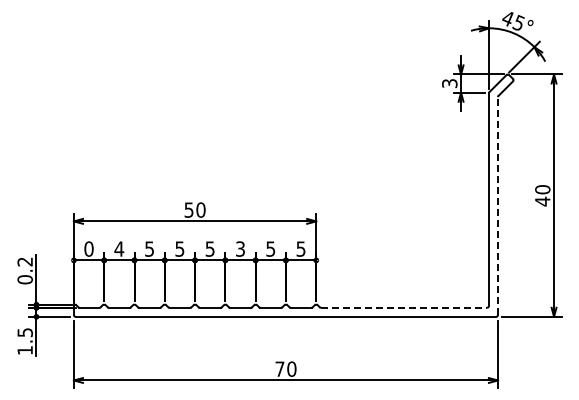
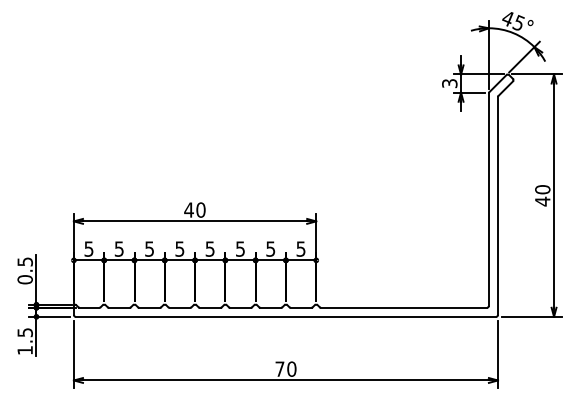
line: dashed -> solid (498, 206)
text: 50 -> 40 (188, 209)
text: 0 -> 5 (88, 248)
text: 4 -> 5 (119, 248)
text: 3 -> 5 (240, 248)
text: 0.2 -> 0.5 (24, 261)
line: dashed -> solid (404, 307)
